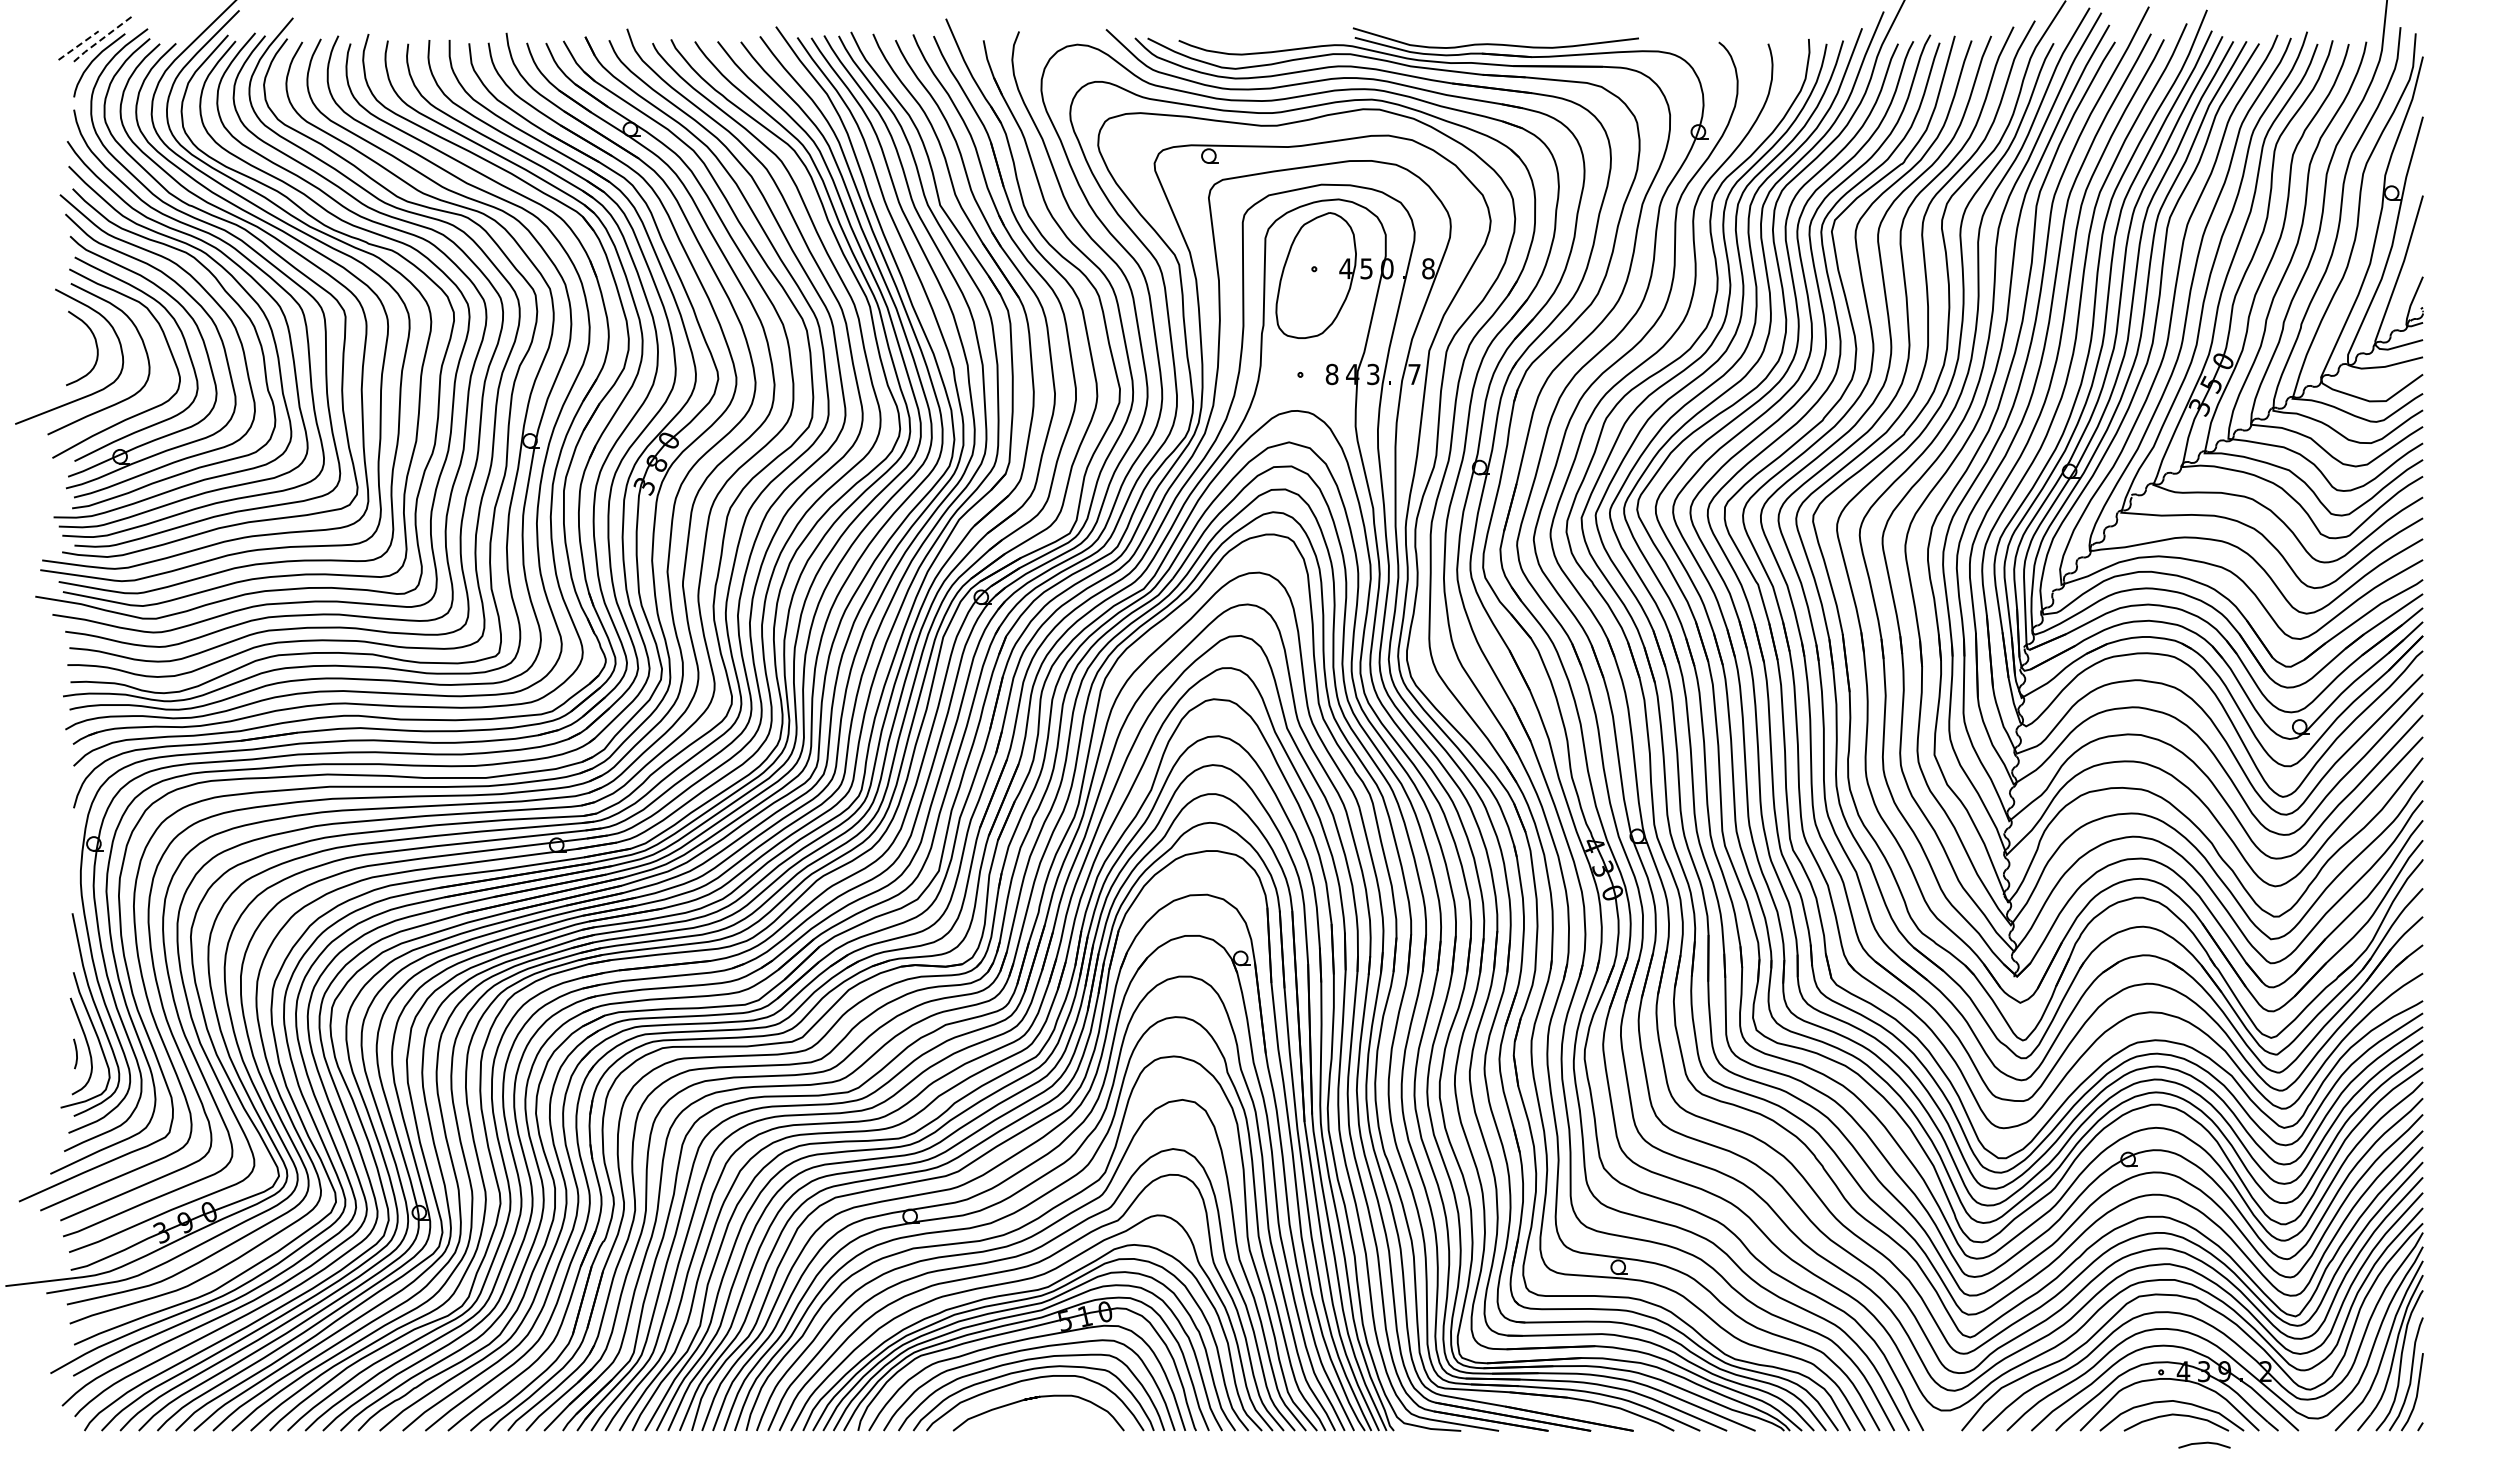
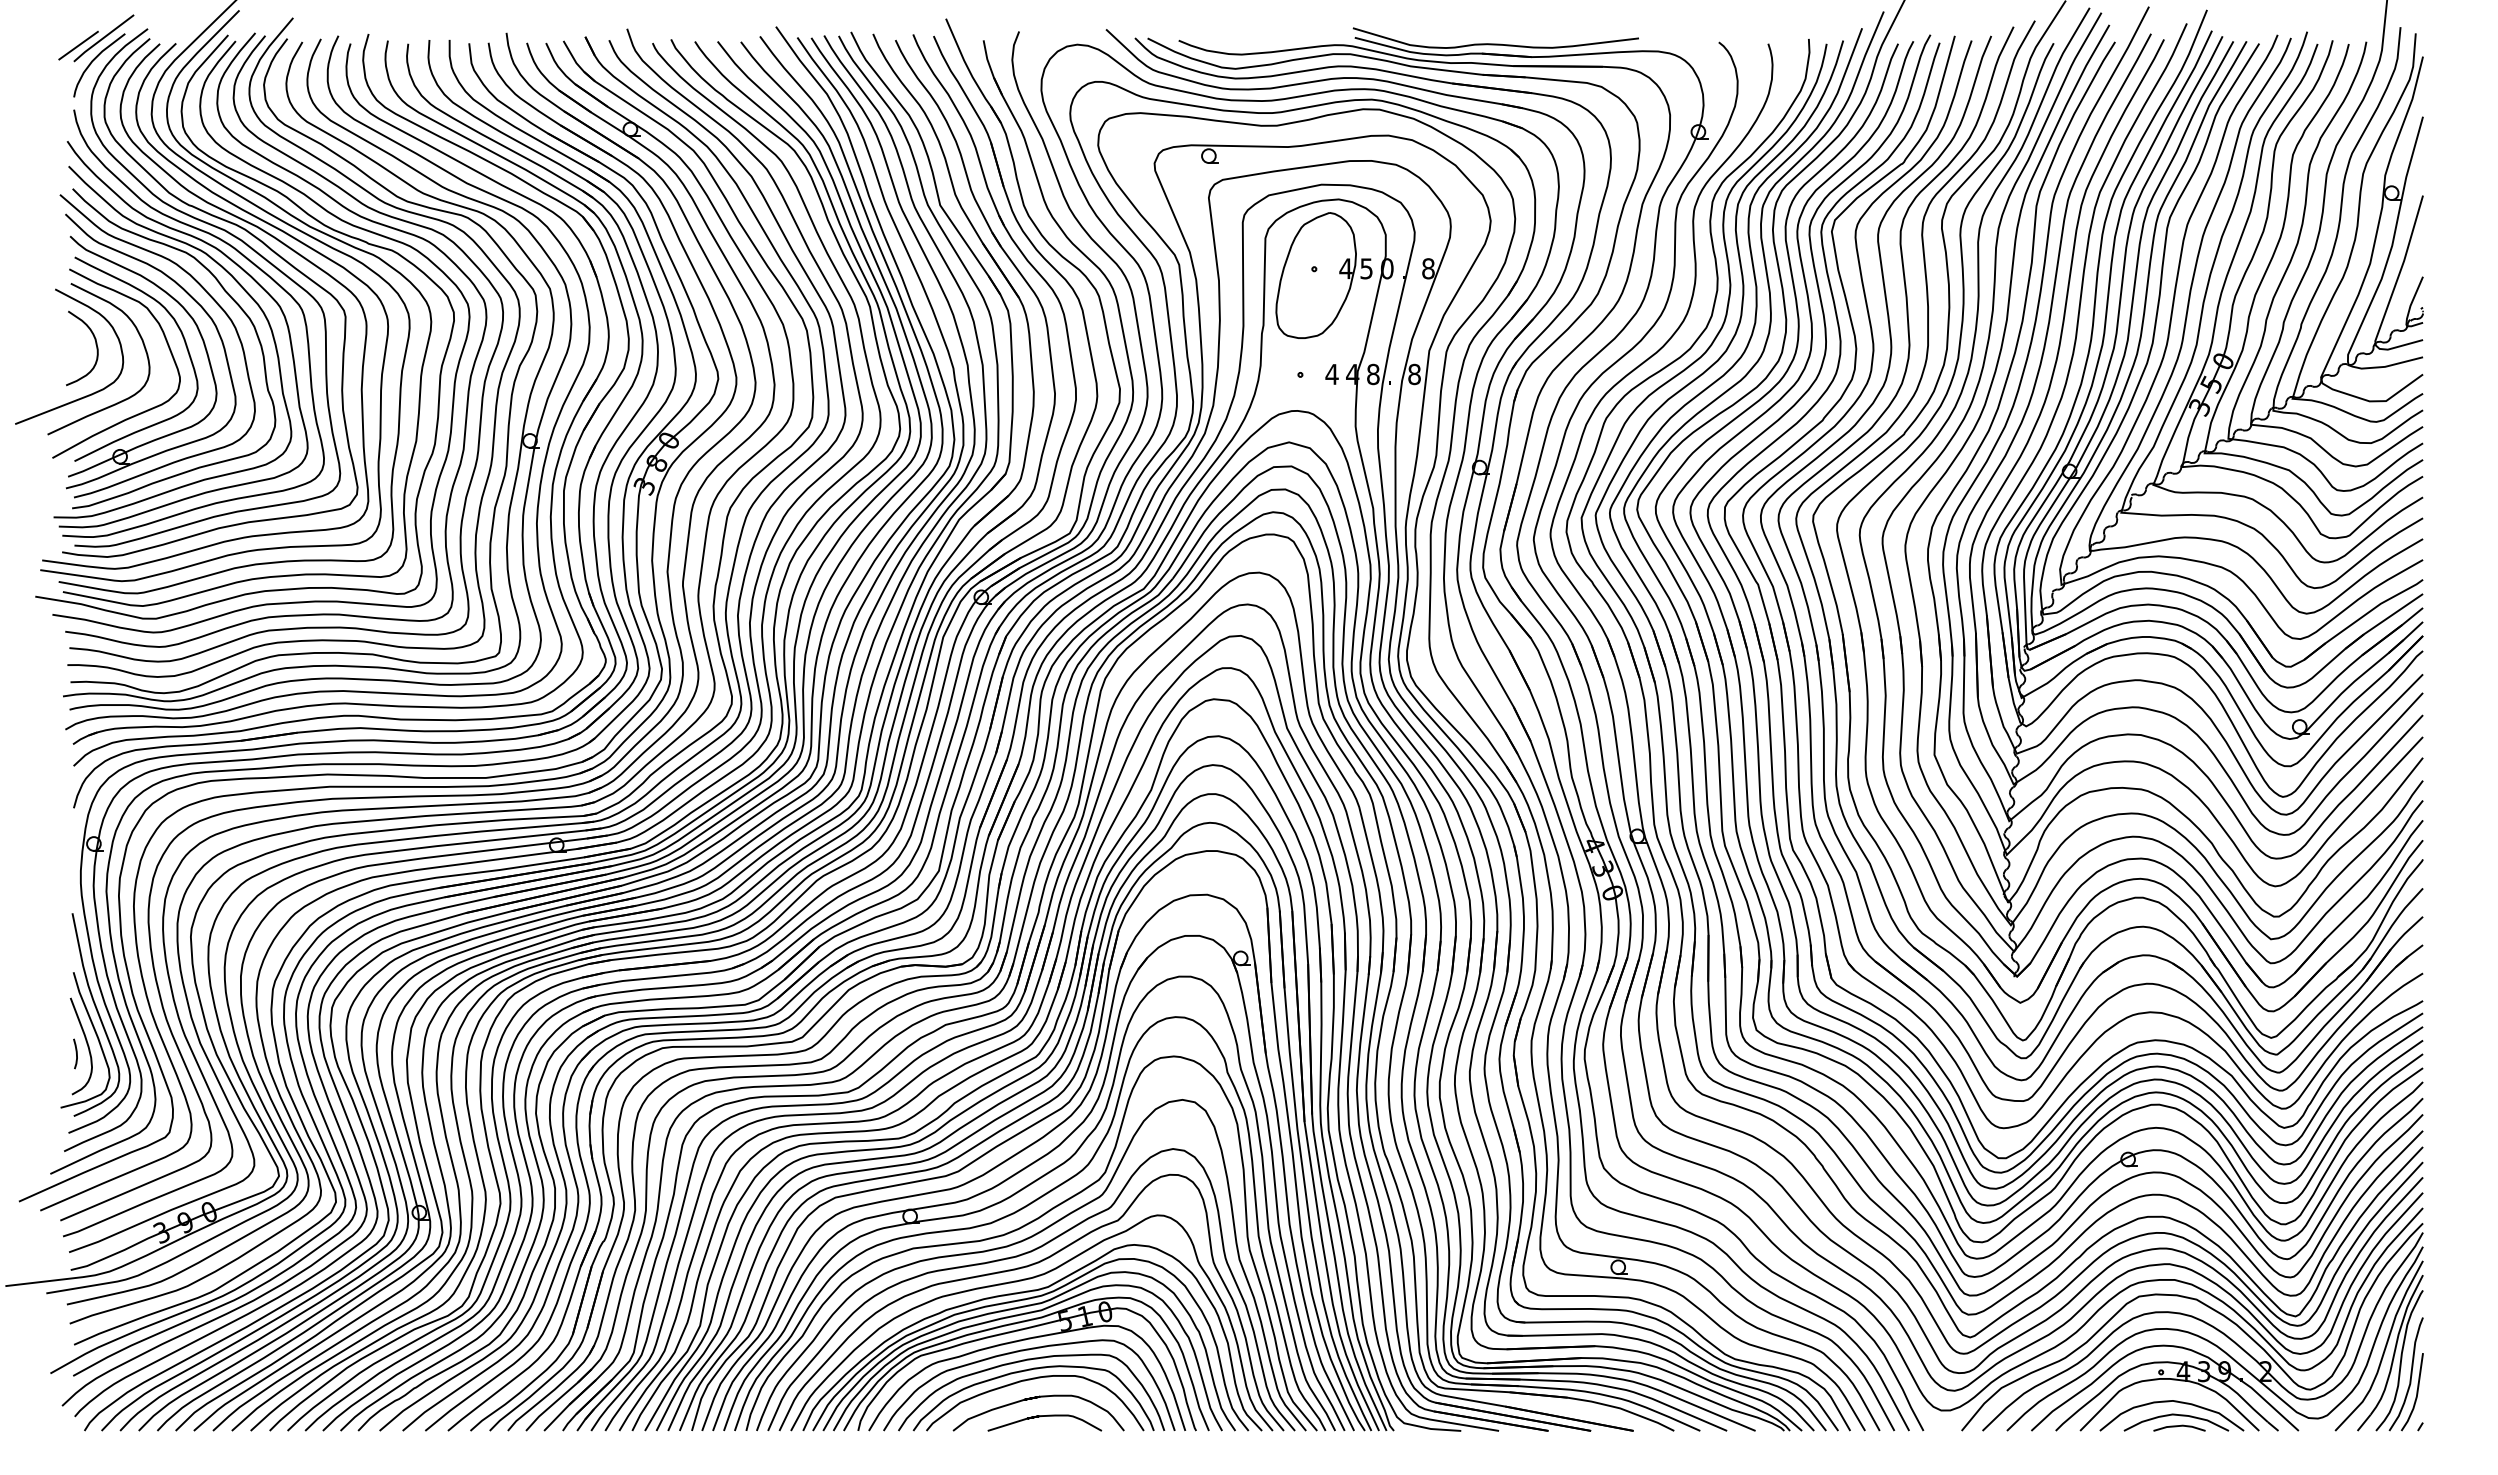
line: dashed -> solid (103, 38)
line: dashed -> solid (78, 45)
text: 8 -> 4 (1331, 374)
text: 3 -> 8 (1373, 374)
text: 7 -> 8 (1414, 374)
curve: none -> present (1044, 1416)
line position: (2204, 1443) -> (2179, 1426) (2179, 1426)
